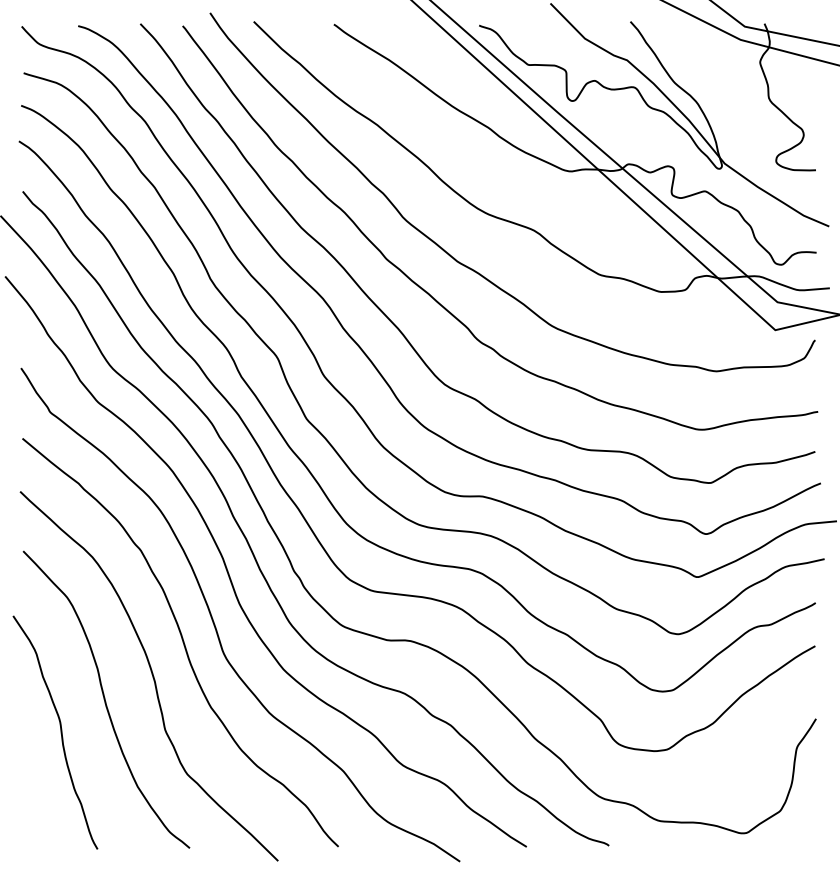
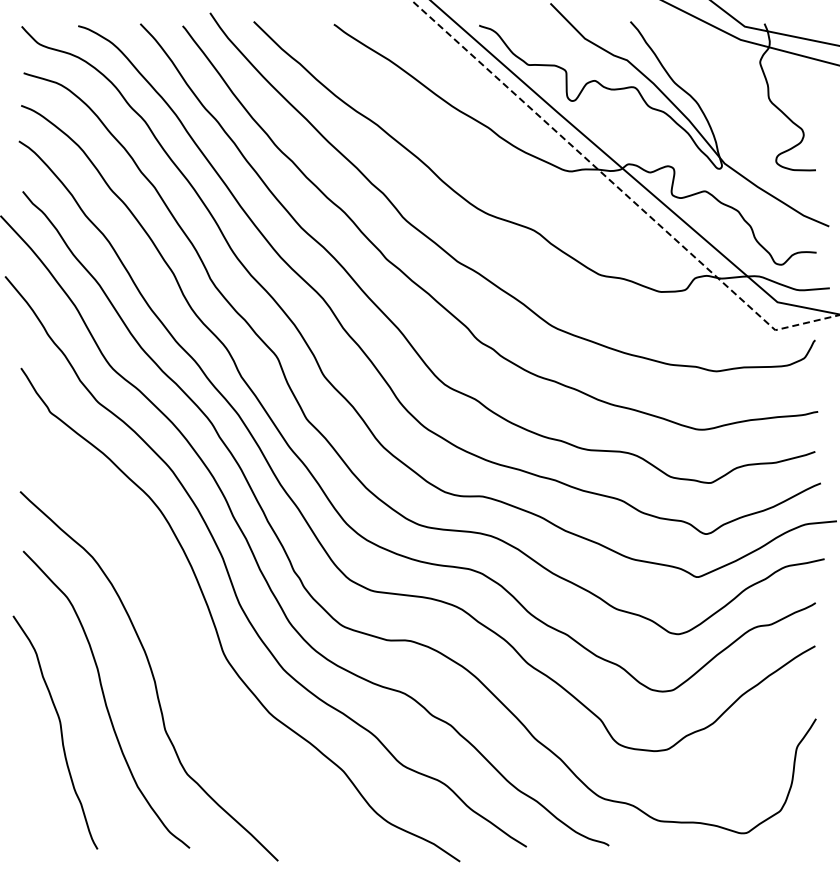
line: solid -> dashed (618, 187)
curve: present -> none (182, 642)
